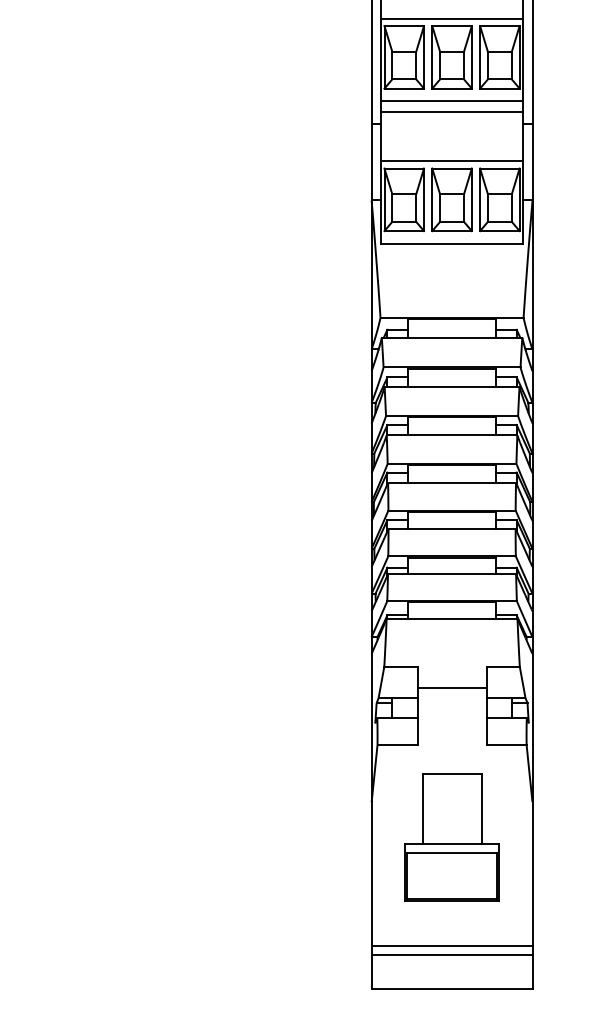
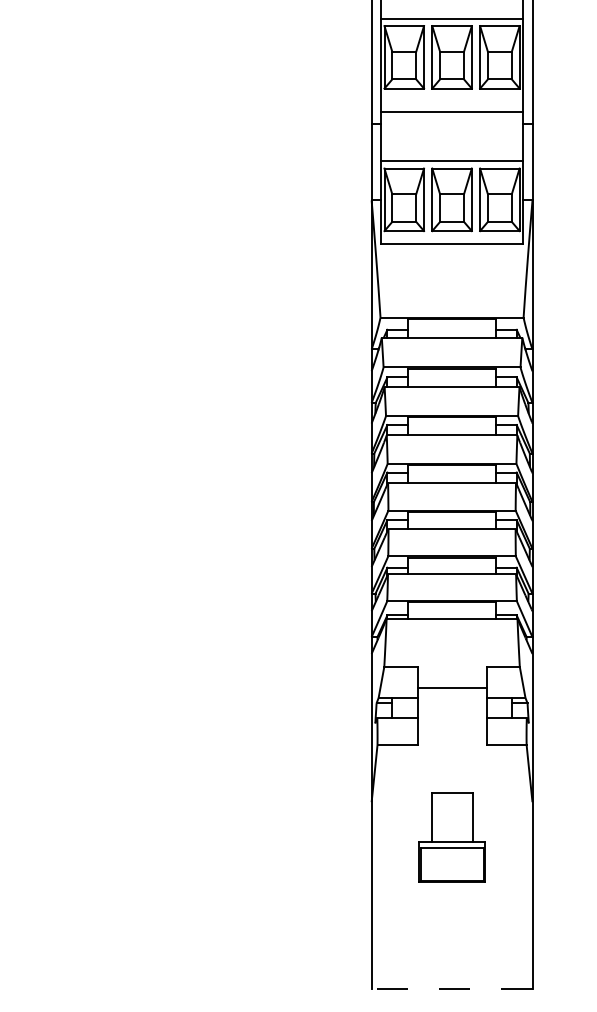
line: present -> none (451, 101)
part size: 96x129 px -> 68x91 px (451, 837)
line: present -> none (451, 946)
line: present -> none (451, 955)
line: solid -> dashed (451, 988)
